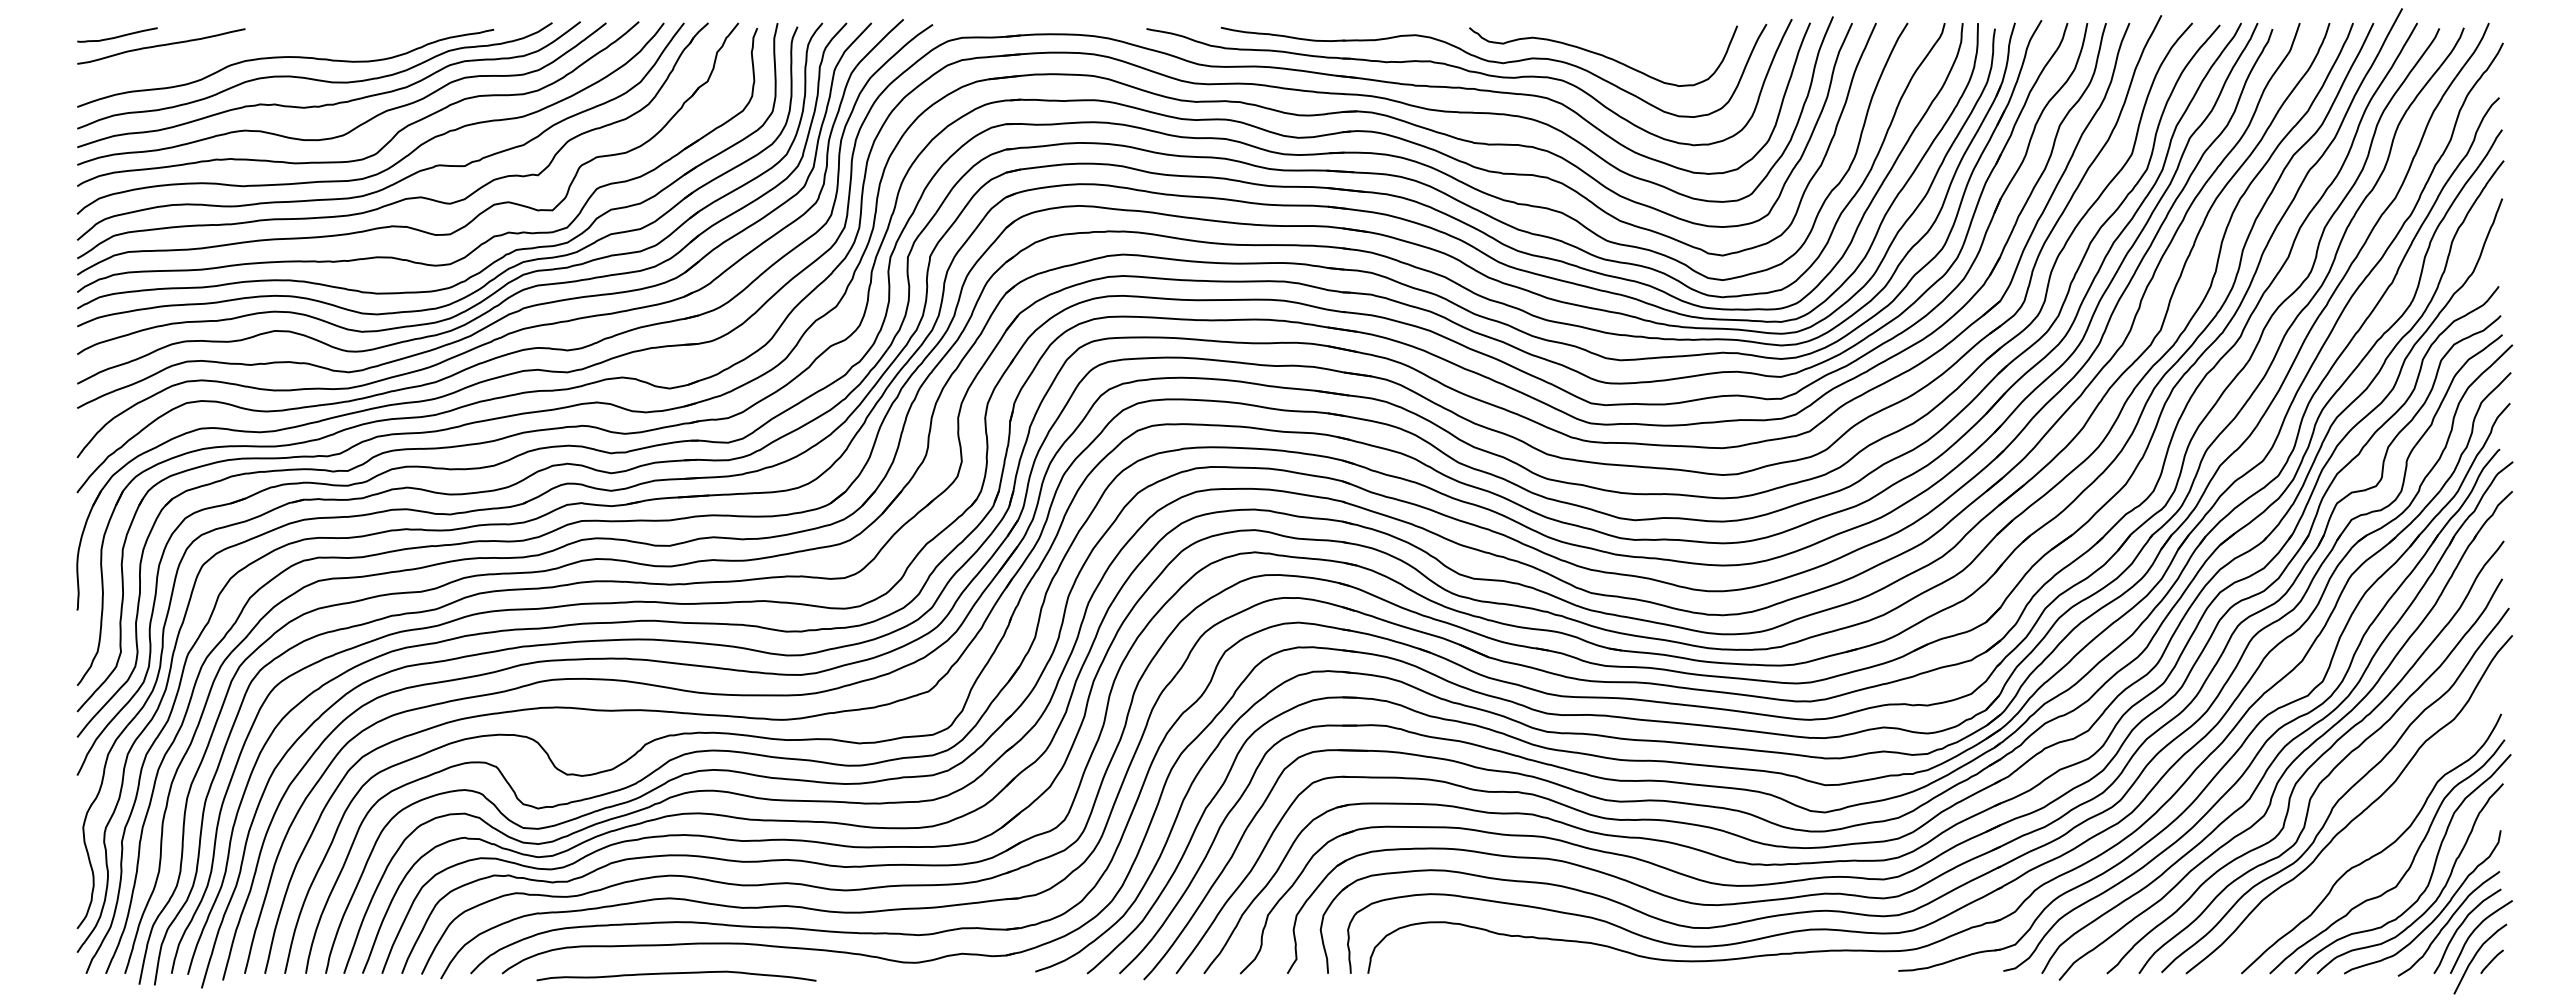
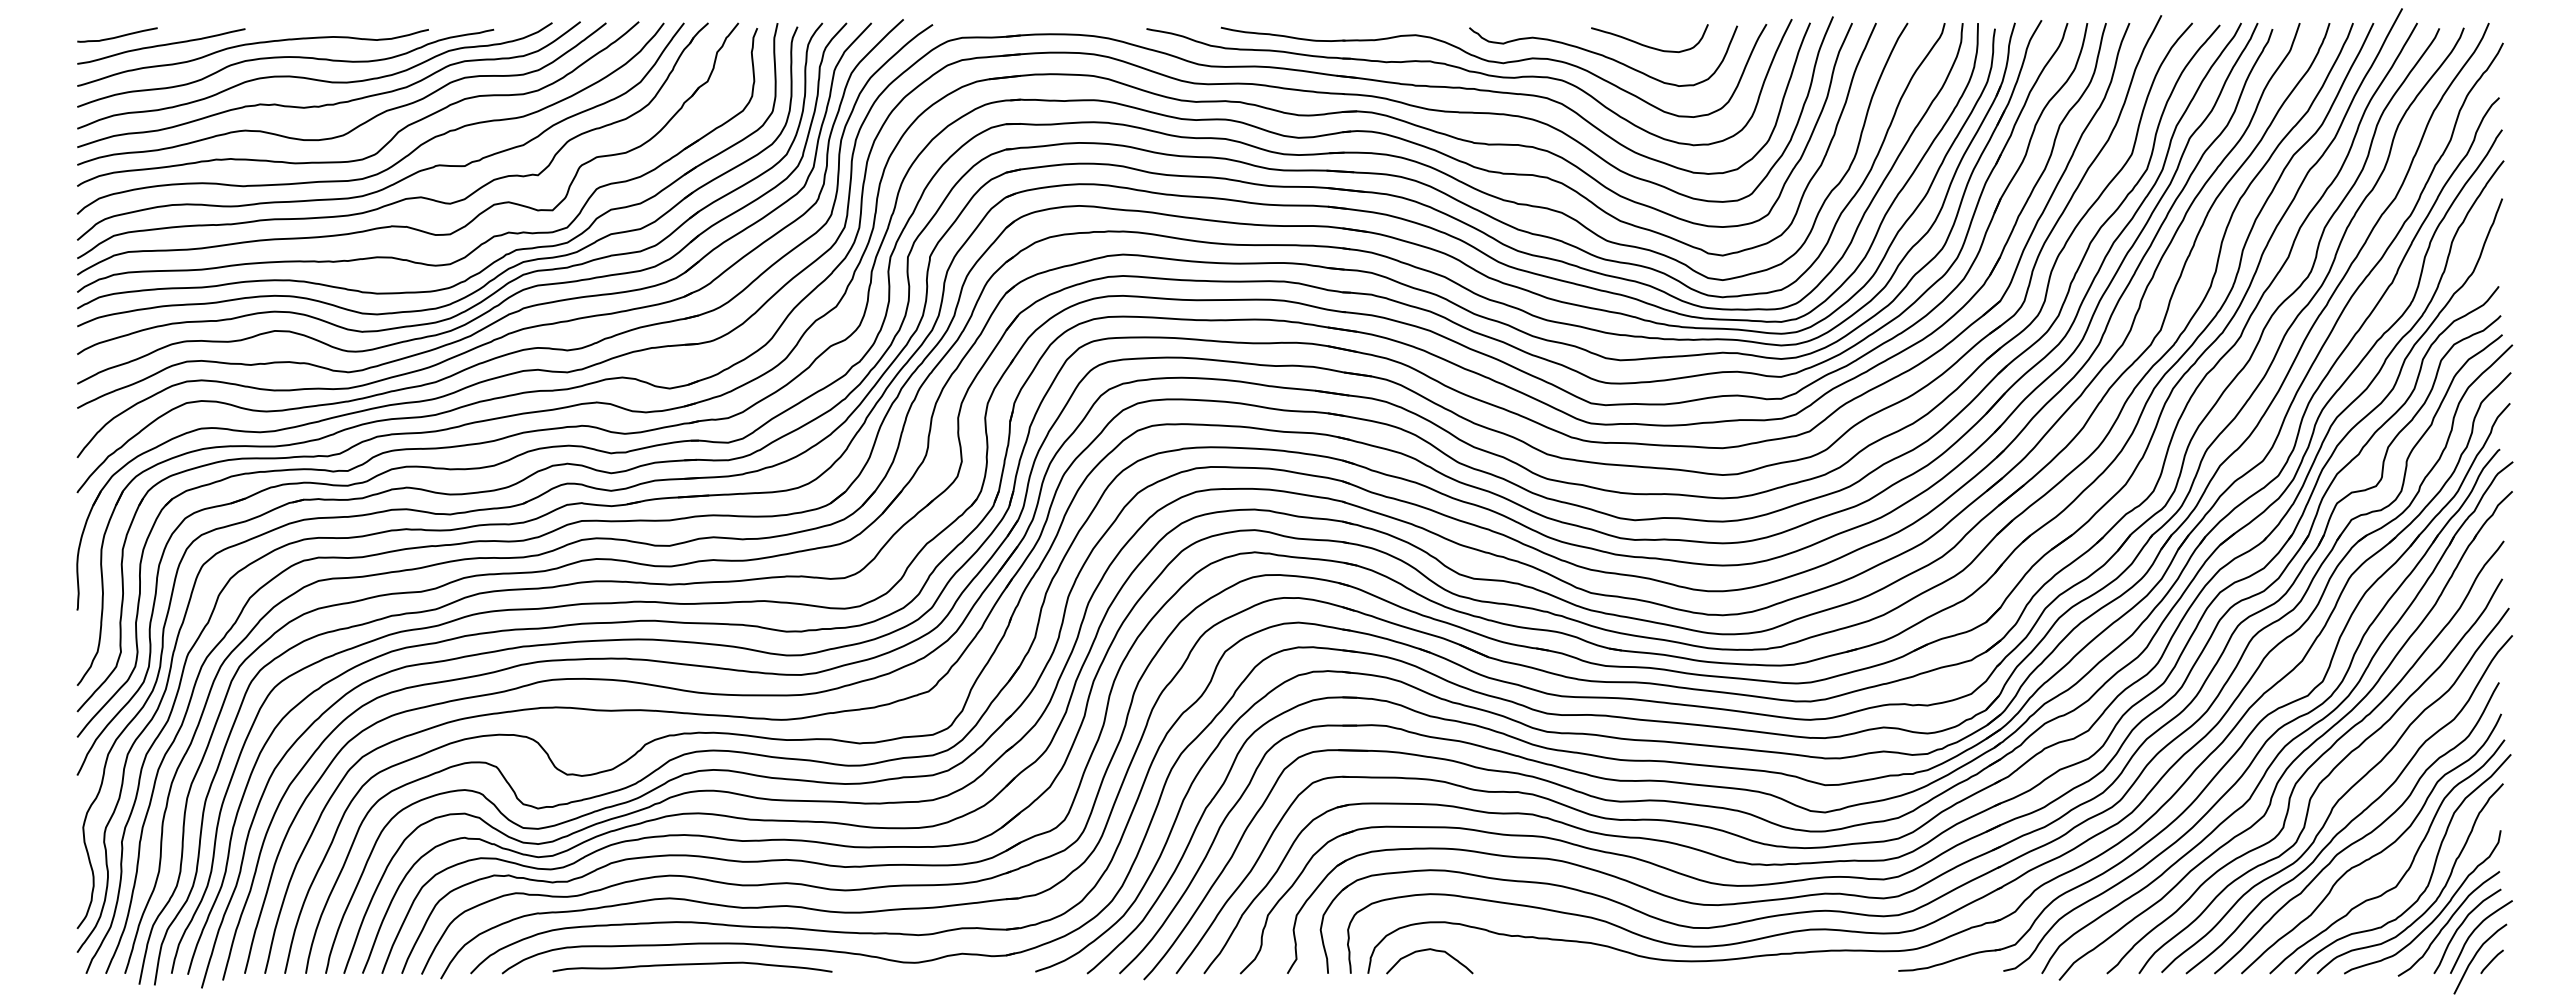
curve: none -> present (248, 45)
curve: none -> present (1647, 45)
curve: none -> present (2362, 836)
curve: none -> present (1429, 950)
curve position: (676, 974) -> (692, 965) (692, 965)
